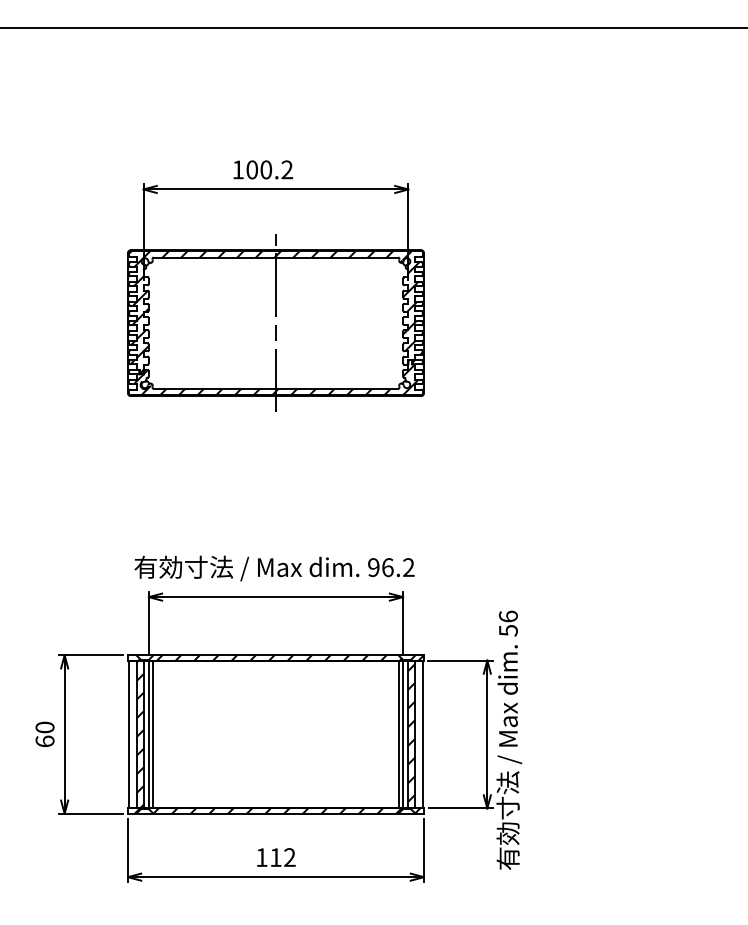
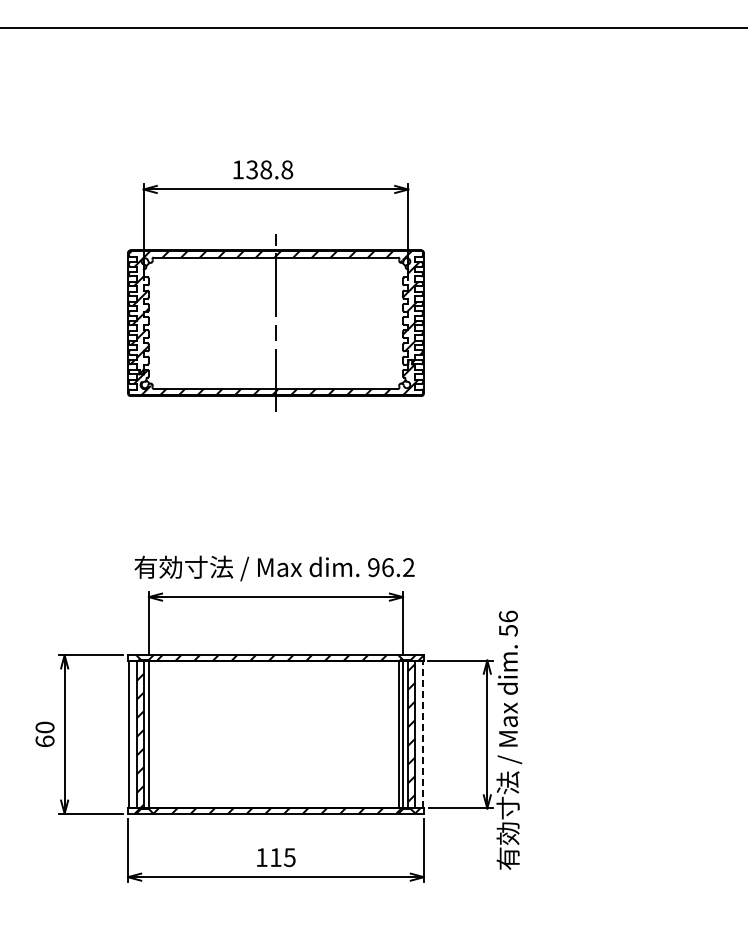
text: 100.2 -> 138.8 (269, 169)
line: present -> none (152, 734)
line: solid -> dashed (422, 734)
text: 112 -> 115 (289, 857)
